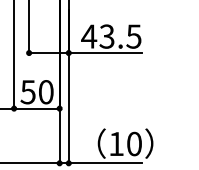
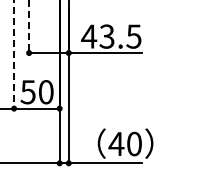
line: solid -> dashed (29, 27)
line: solid -> dashed (14, 55)
text: 10 -> 40 (116, 143)
